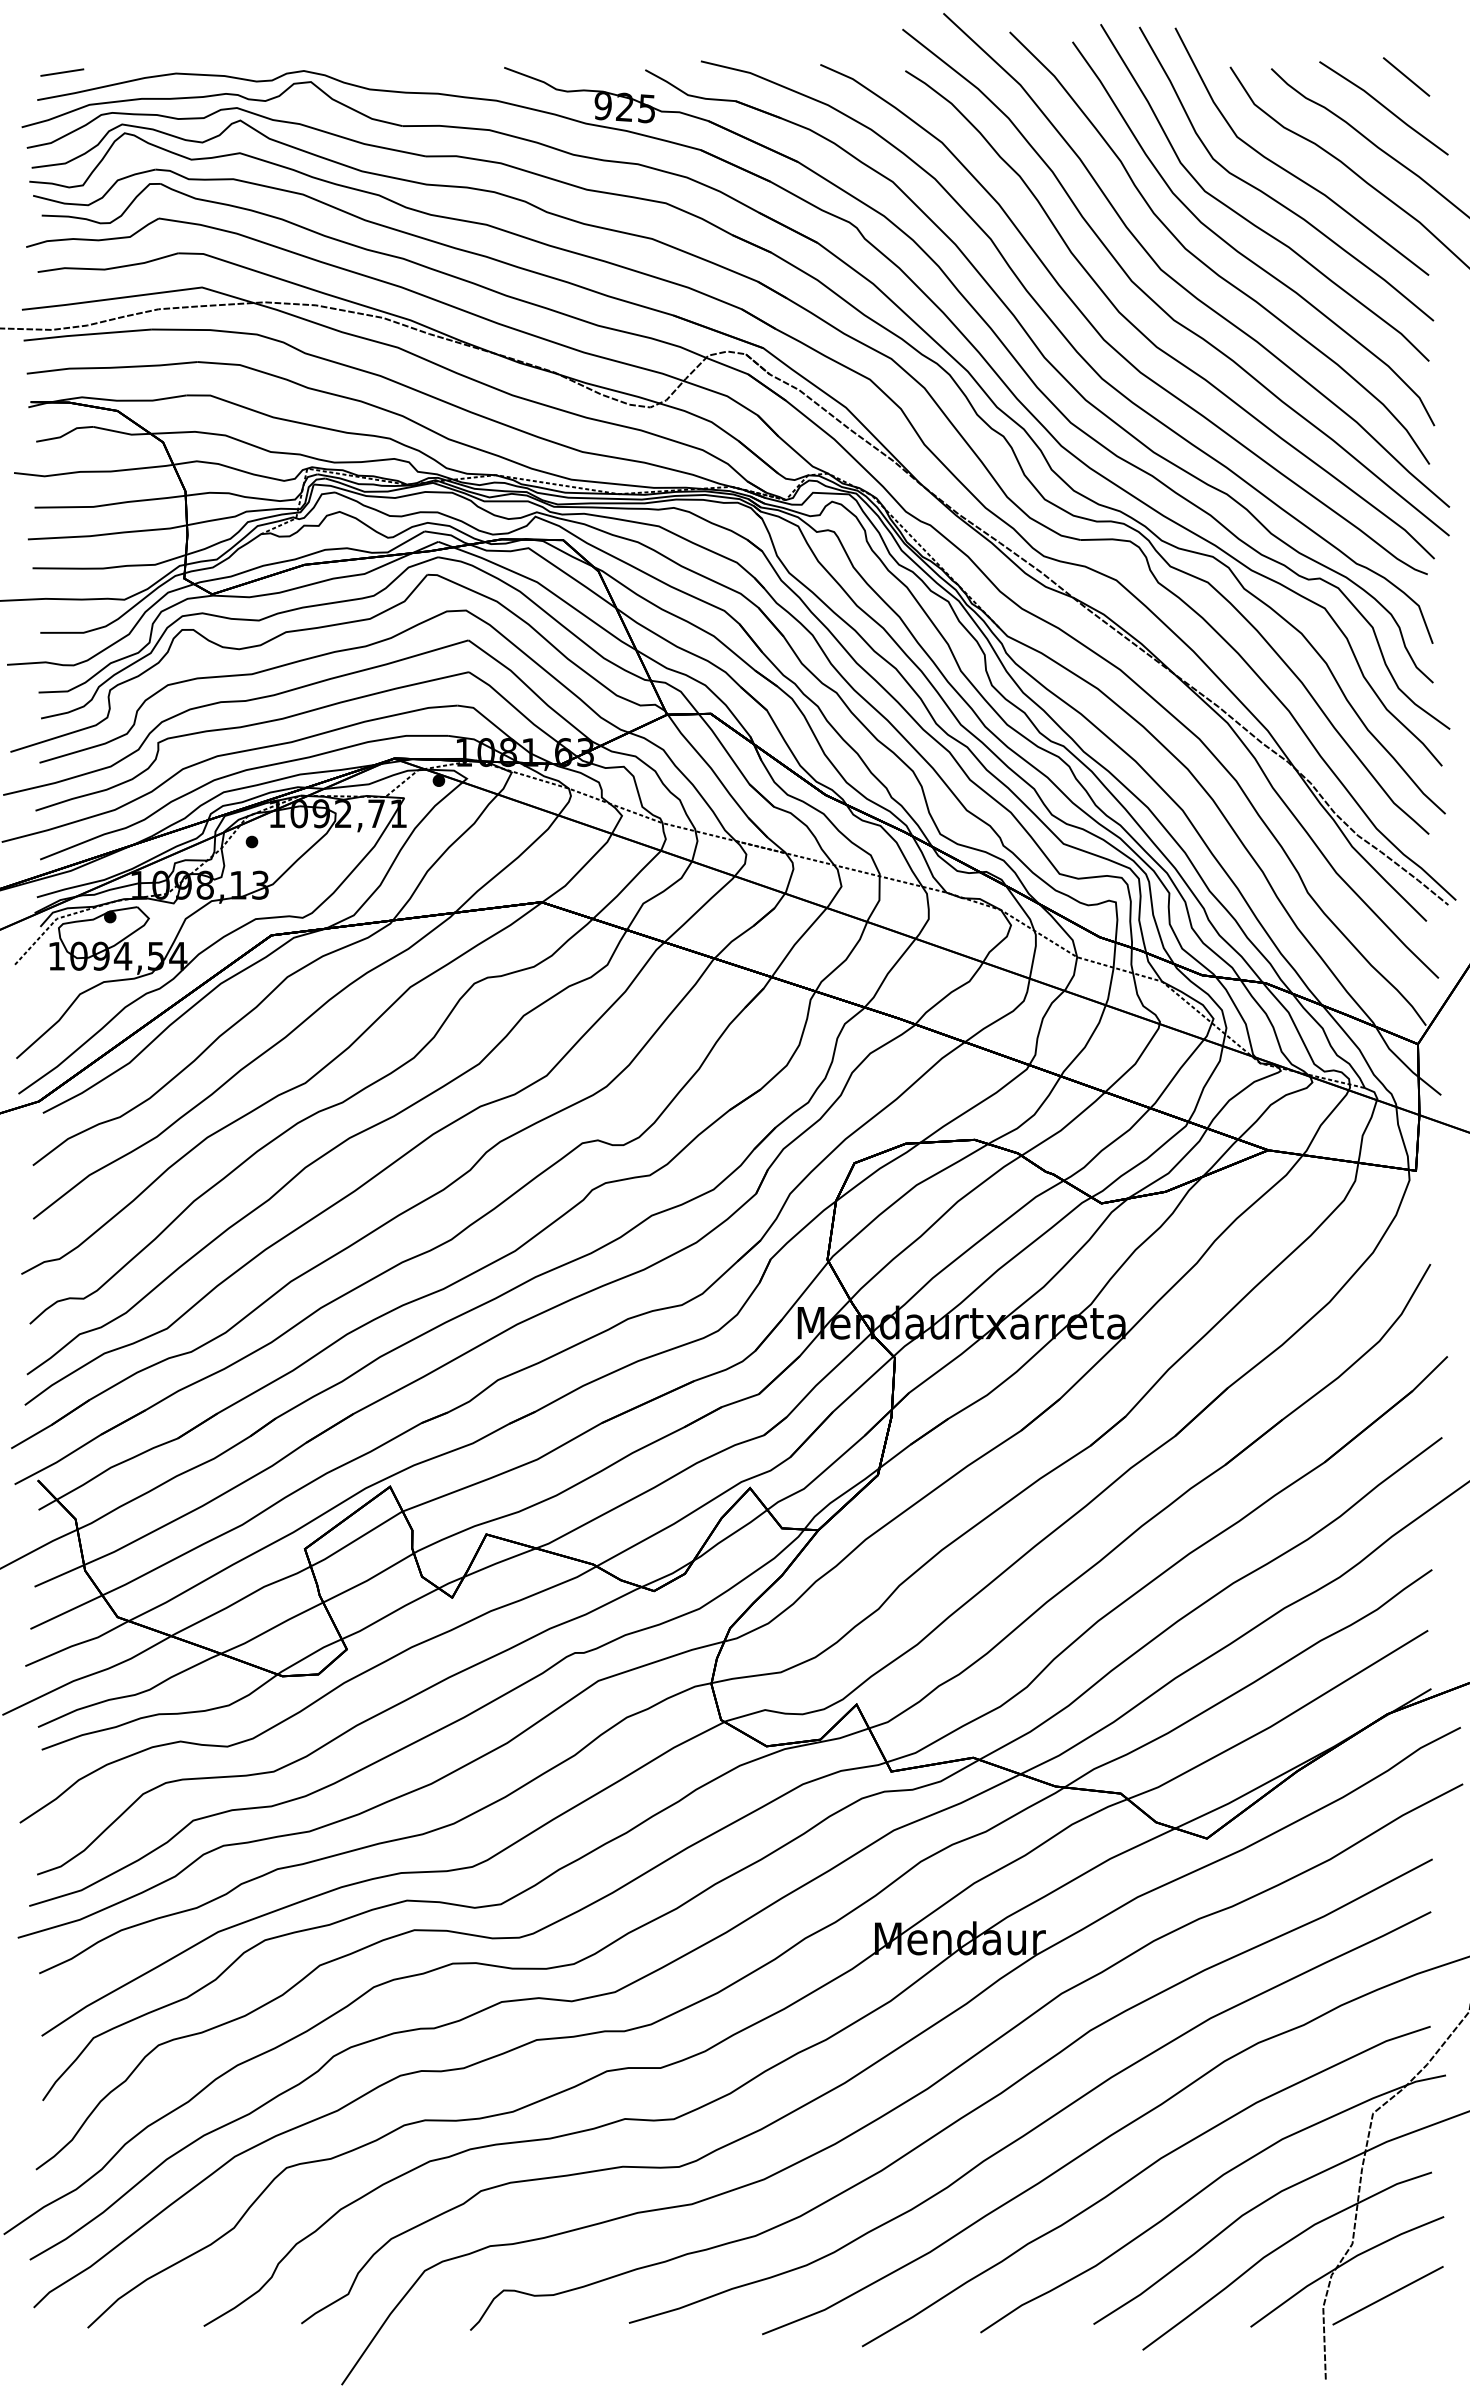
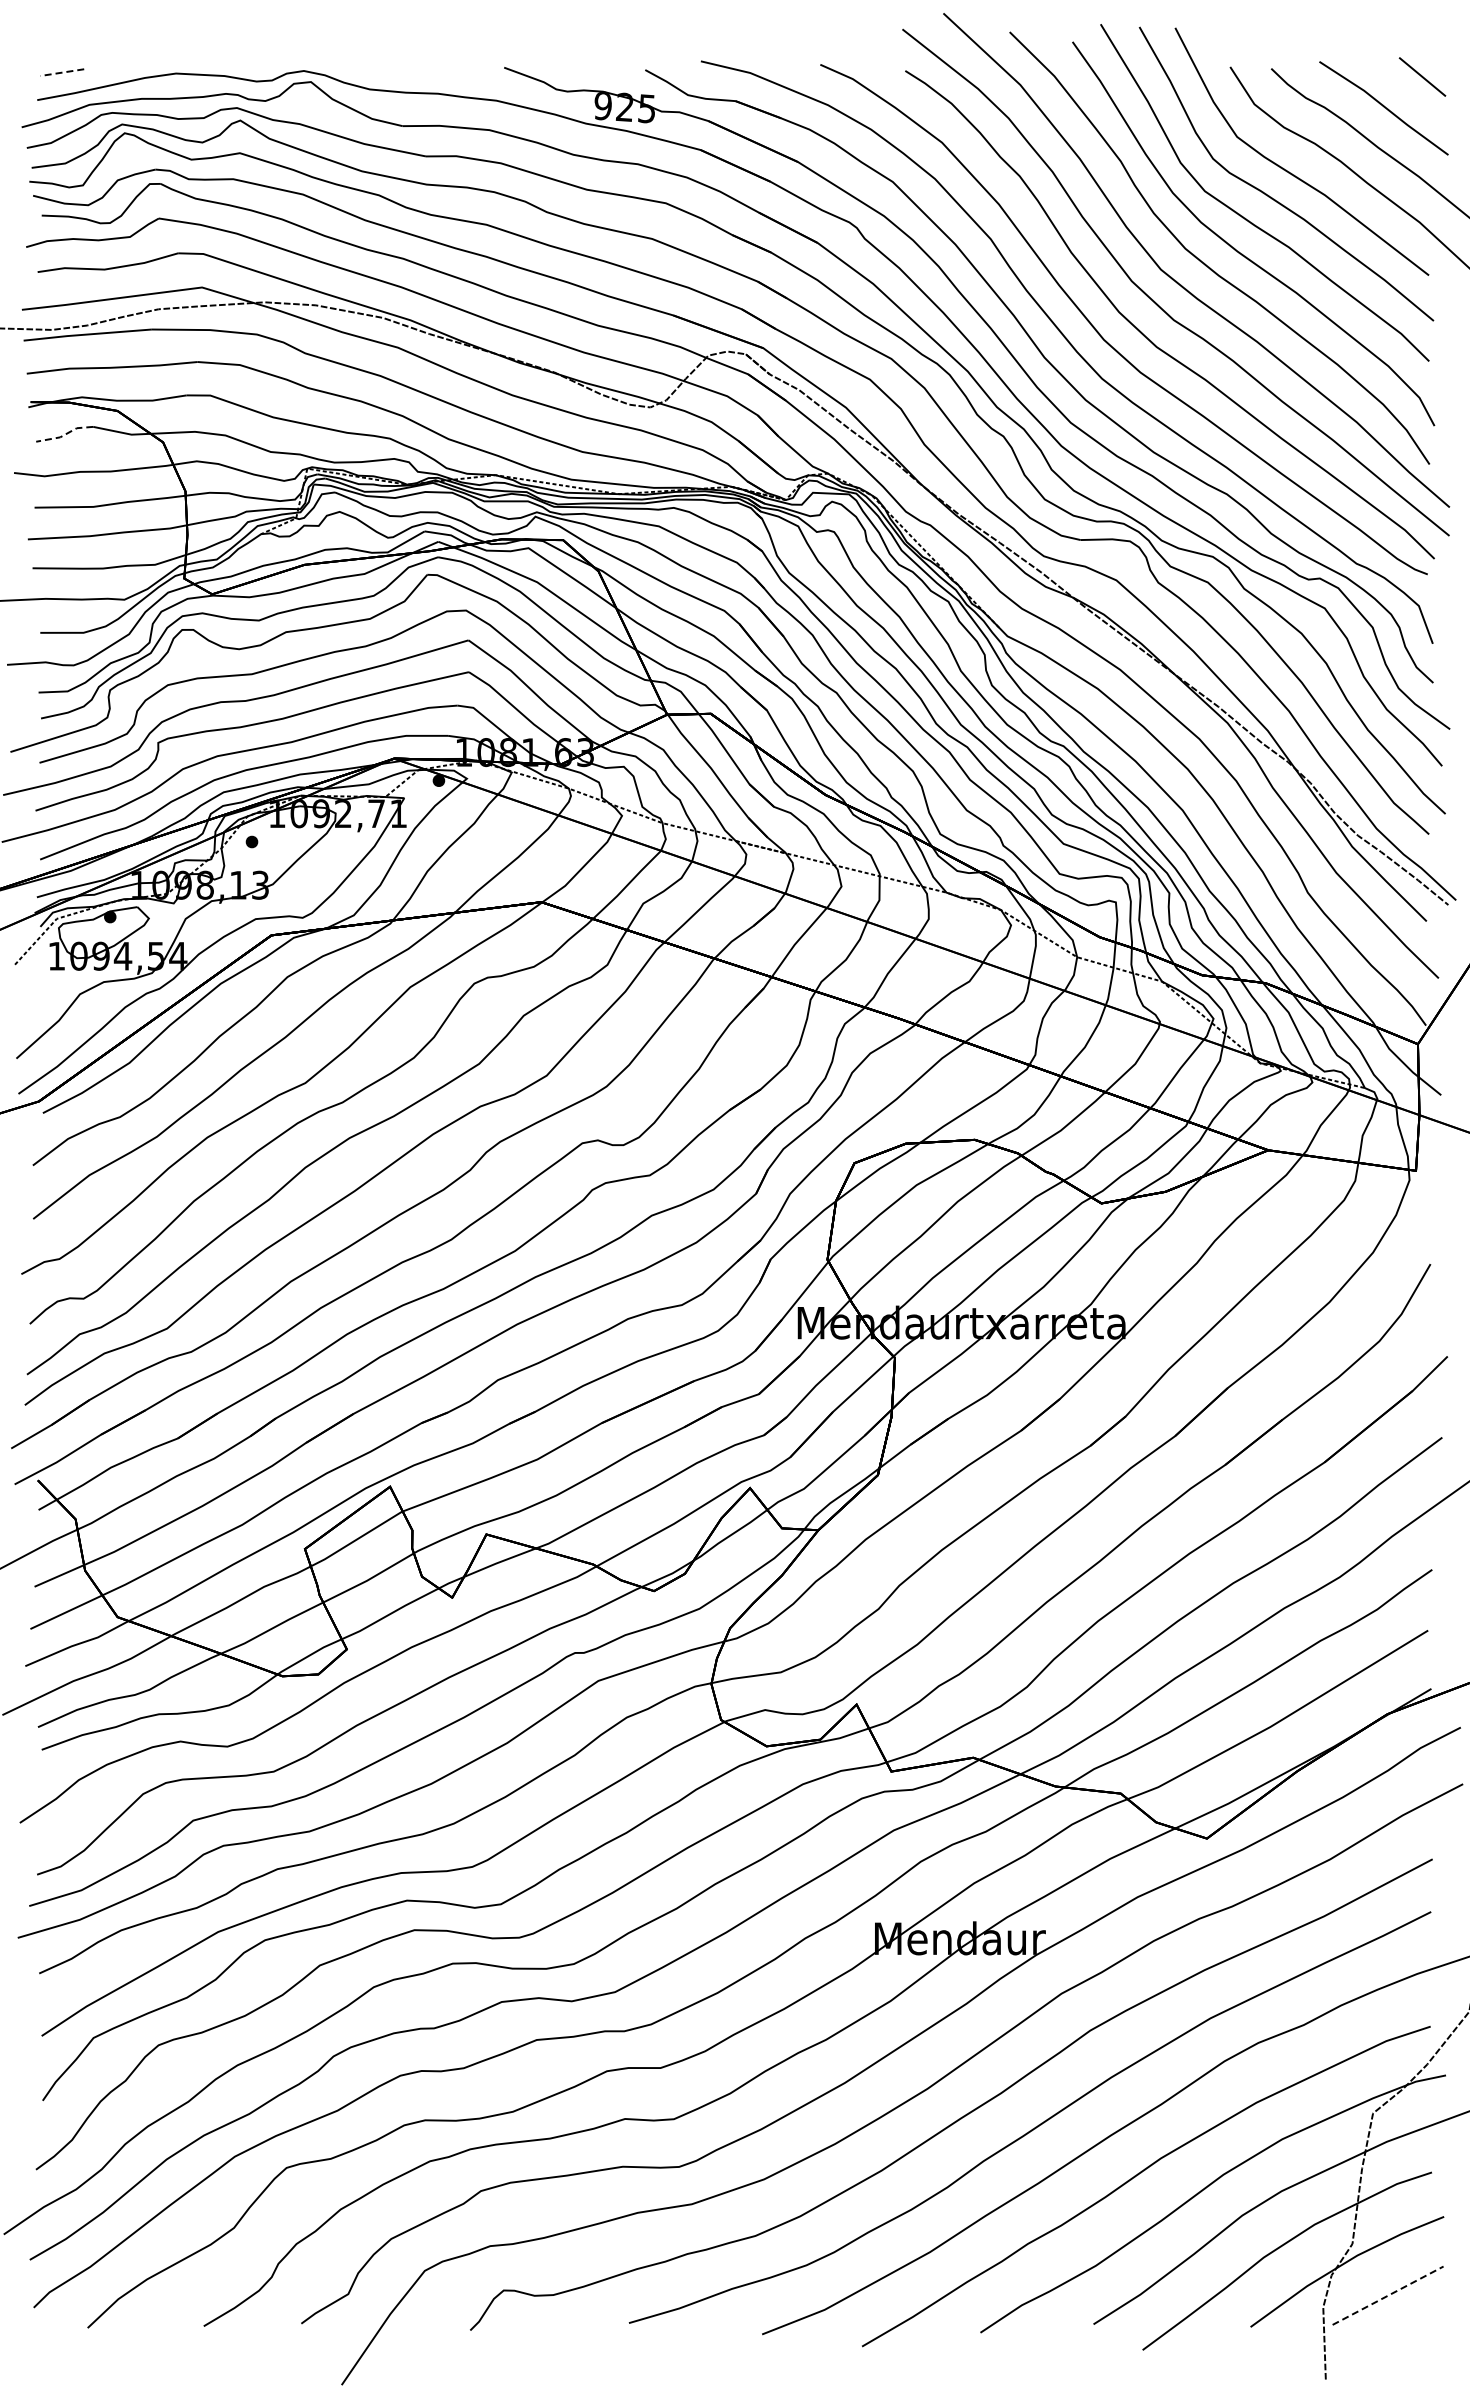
line: solid -> dashed (61, 72)
line position: (1406, 76) -> (1422, 76) (1422, 76)
line: solid -> dashed (64, 434)
line: solid -> dashed (1388, 2295)
